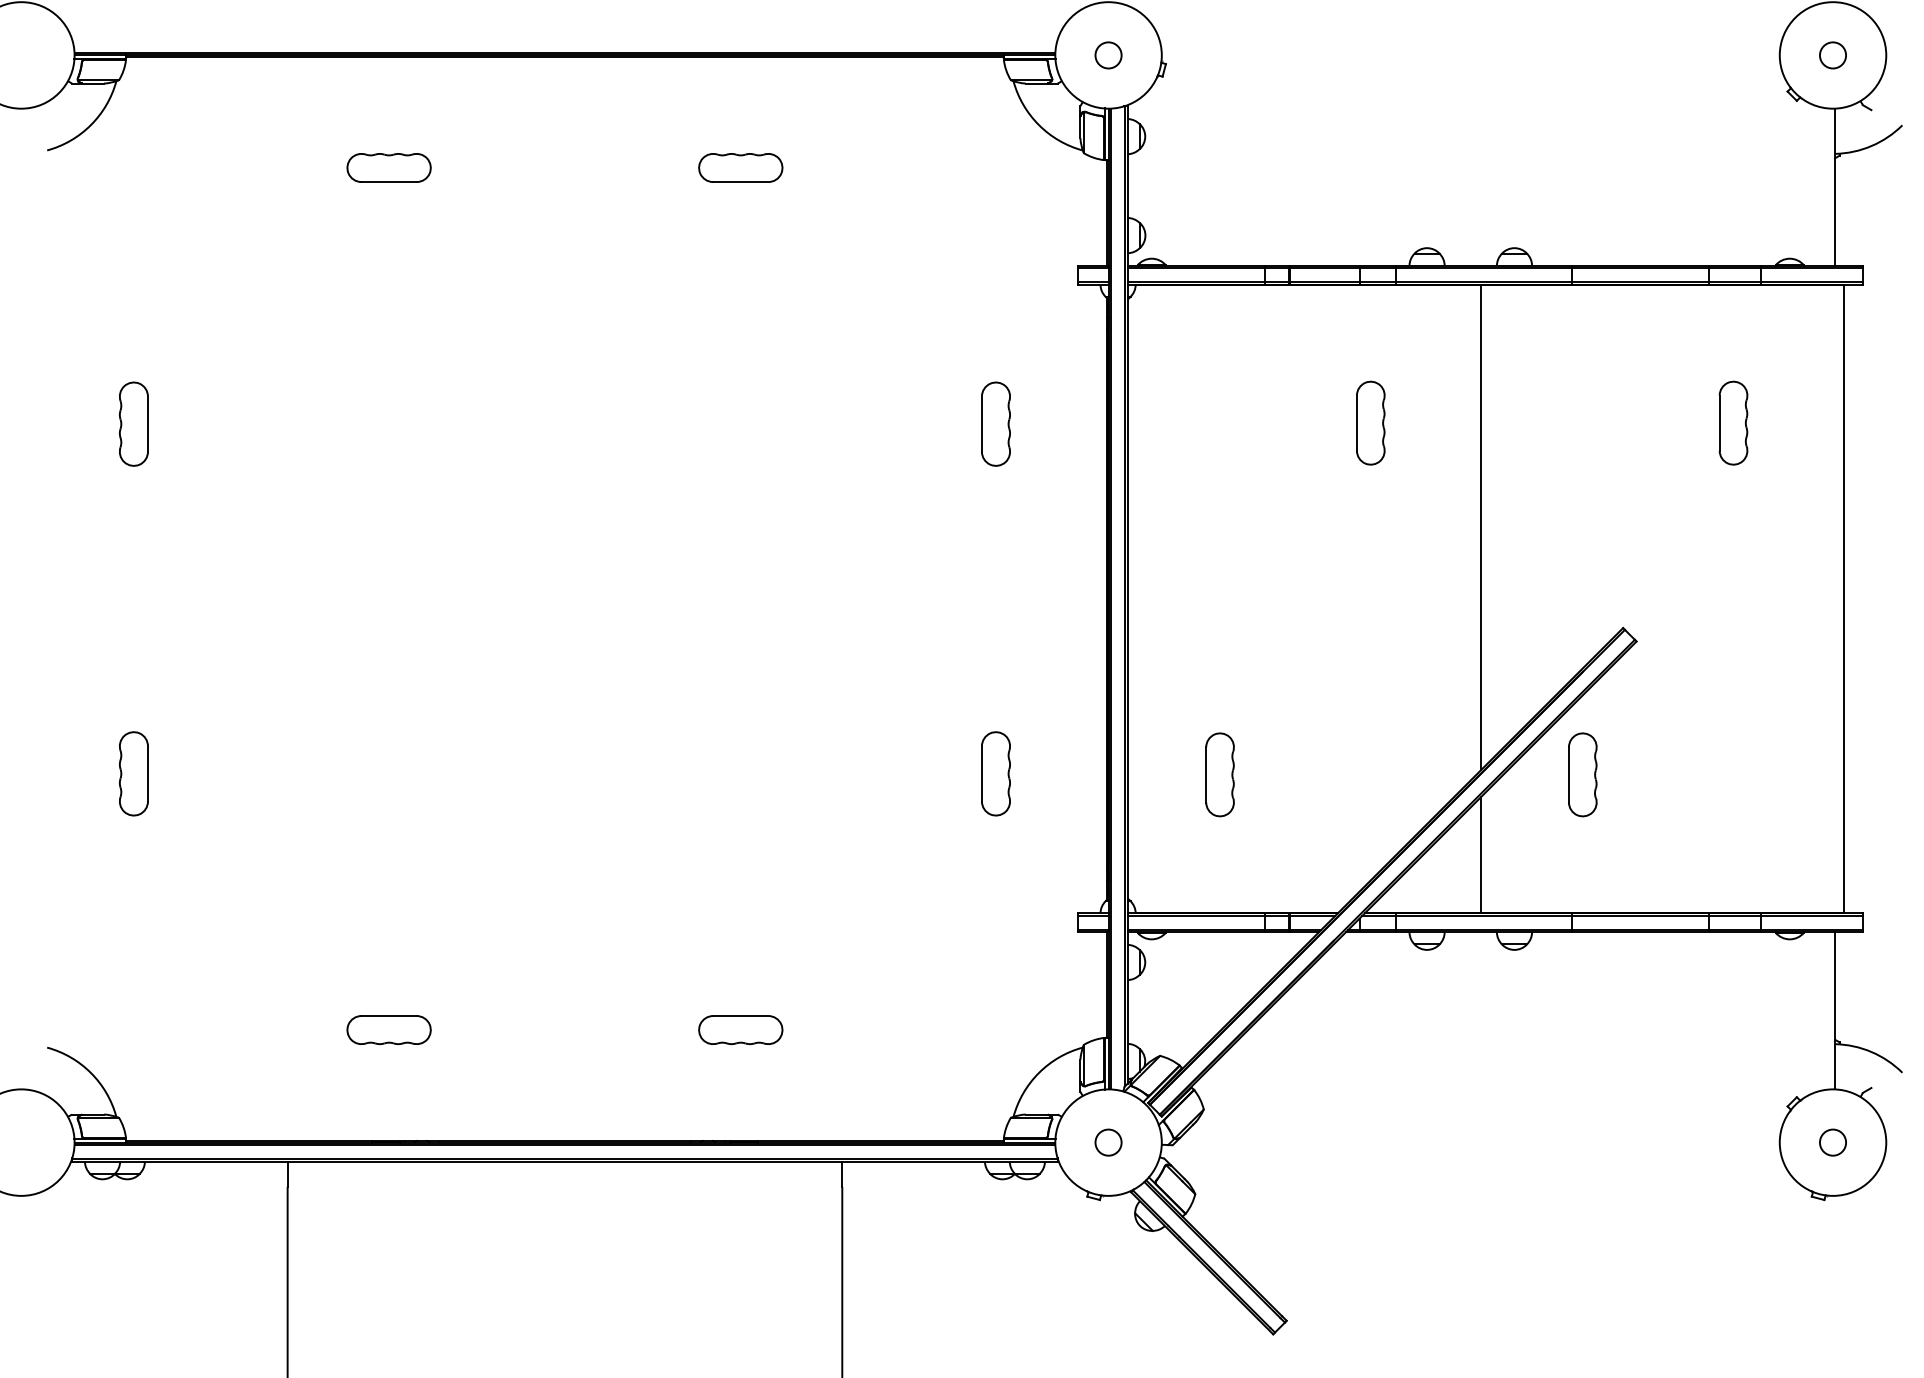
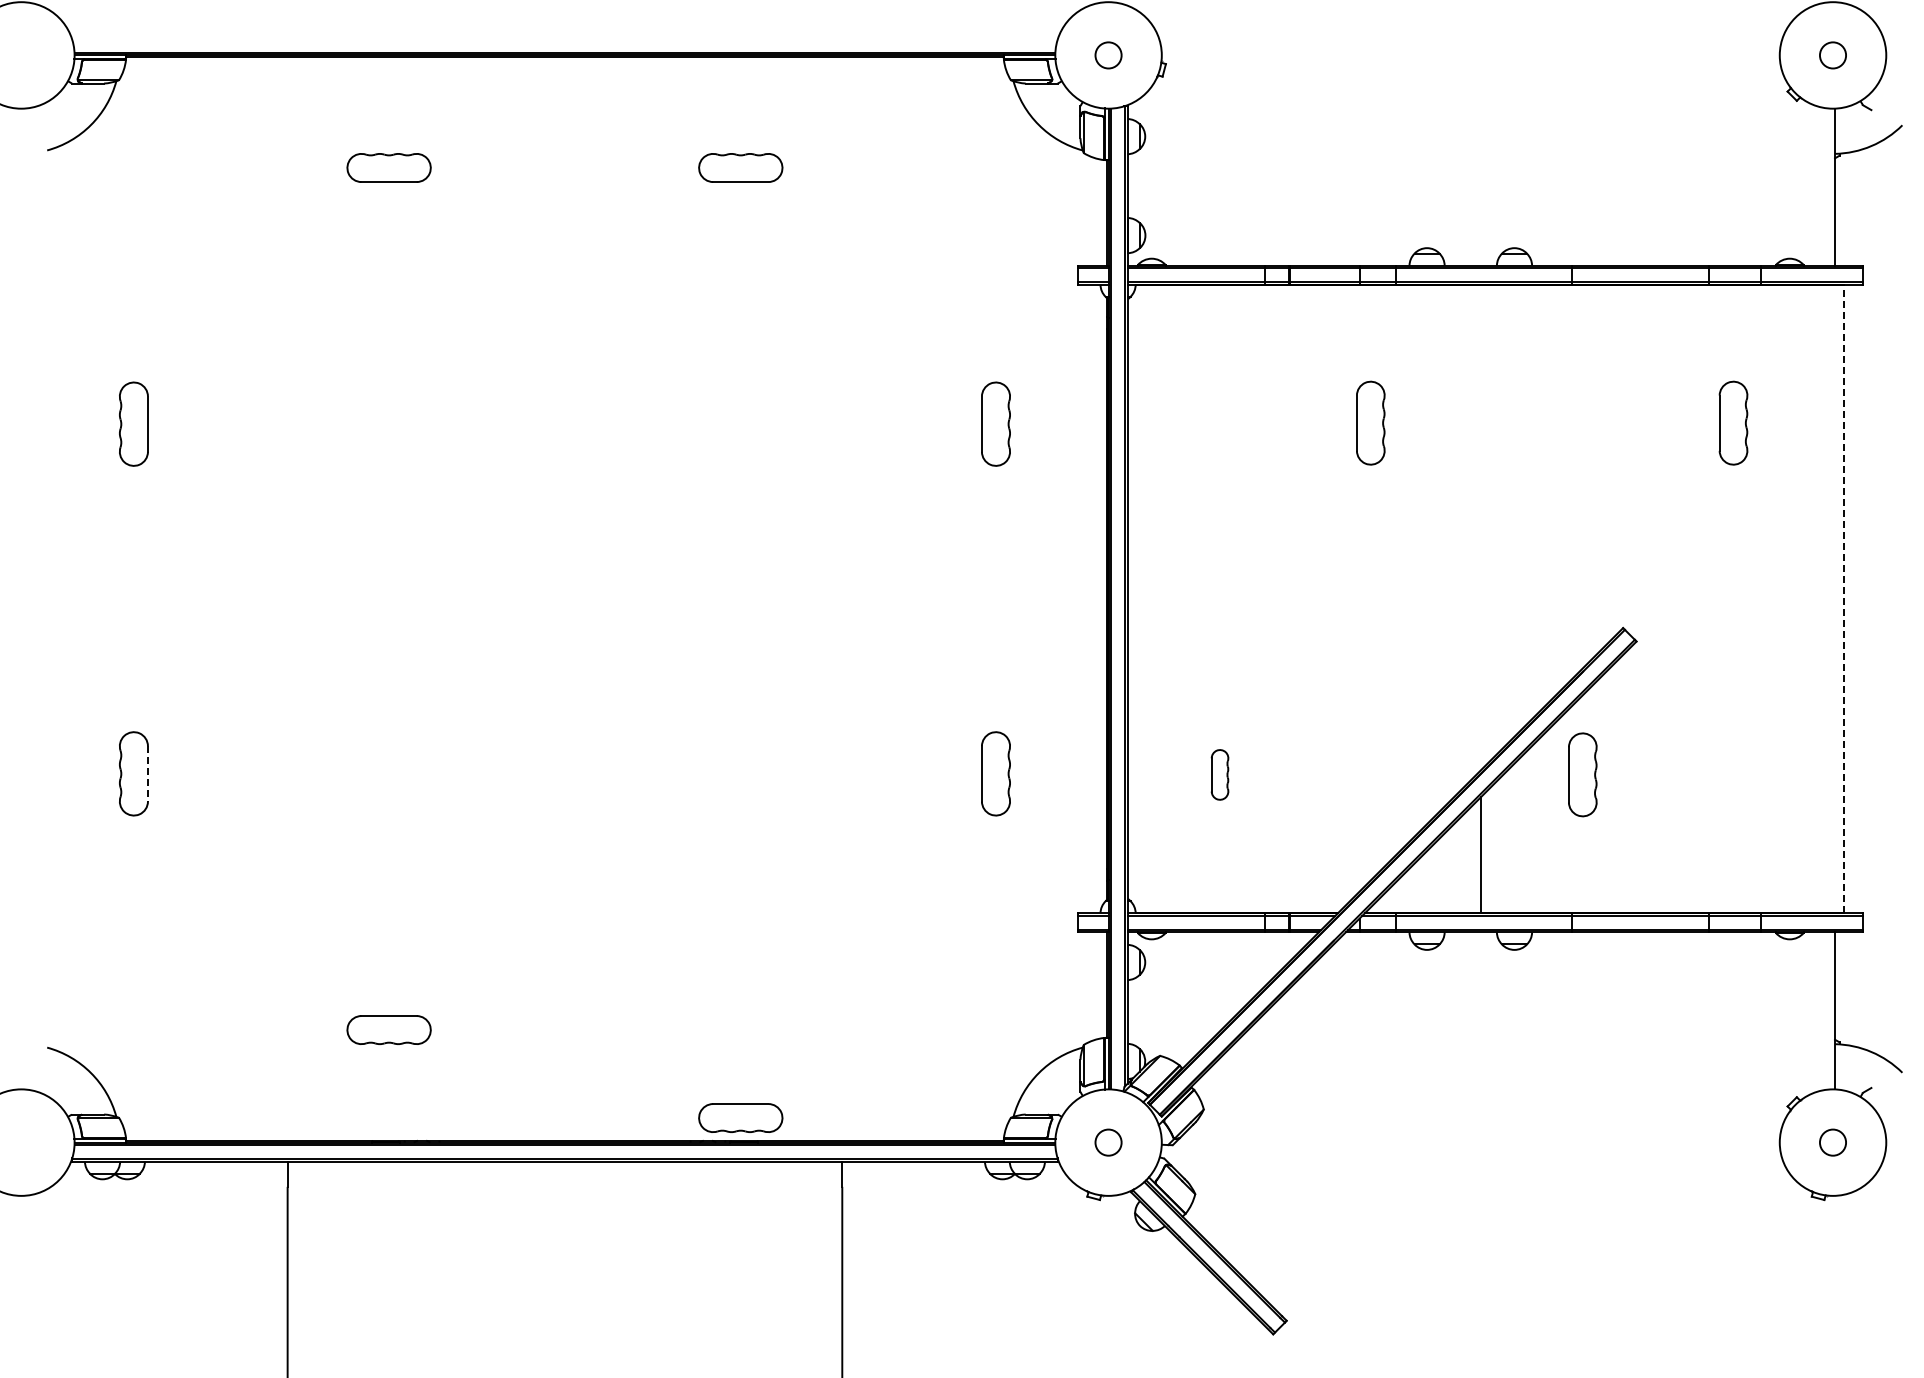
line: present -> none (1481, 527)
line: solid -> dashed (1844, 598)
line: solid -> dashed (147, 773)
part size: 30x86 px -> 20x52 px (1219, 774)
part position: (740, 1029) -> (740, 1117) (740, 1117)
